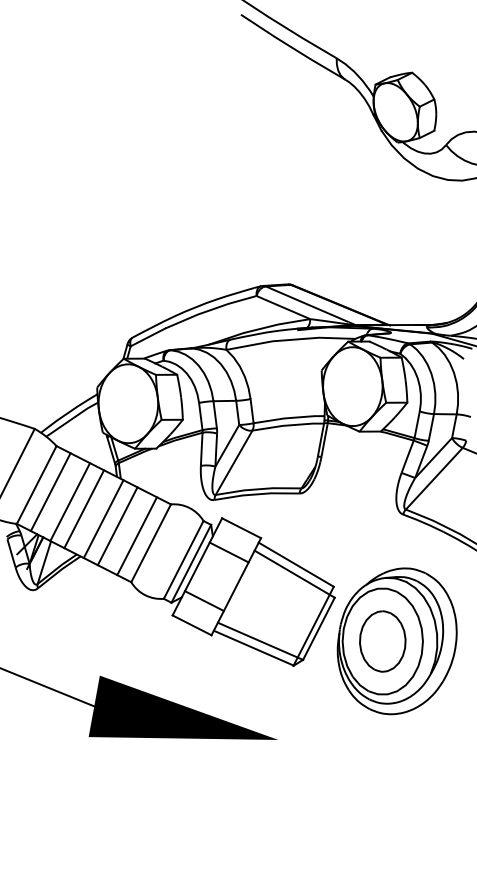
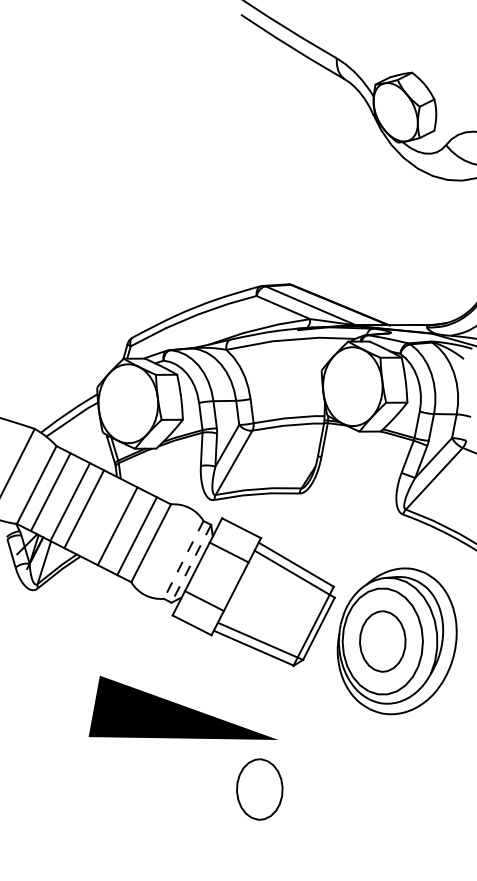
line: present -> none (103, 519)
line: solid -> dashed (183, 559)
line: solid -> dashed (191, 563)
line: present -> none (48, 687)
part: none -> present (259, 789)
